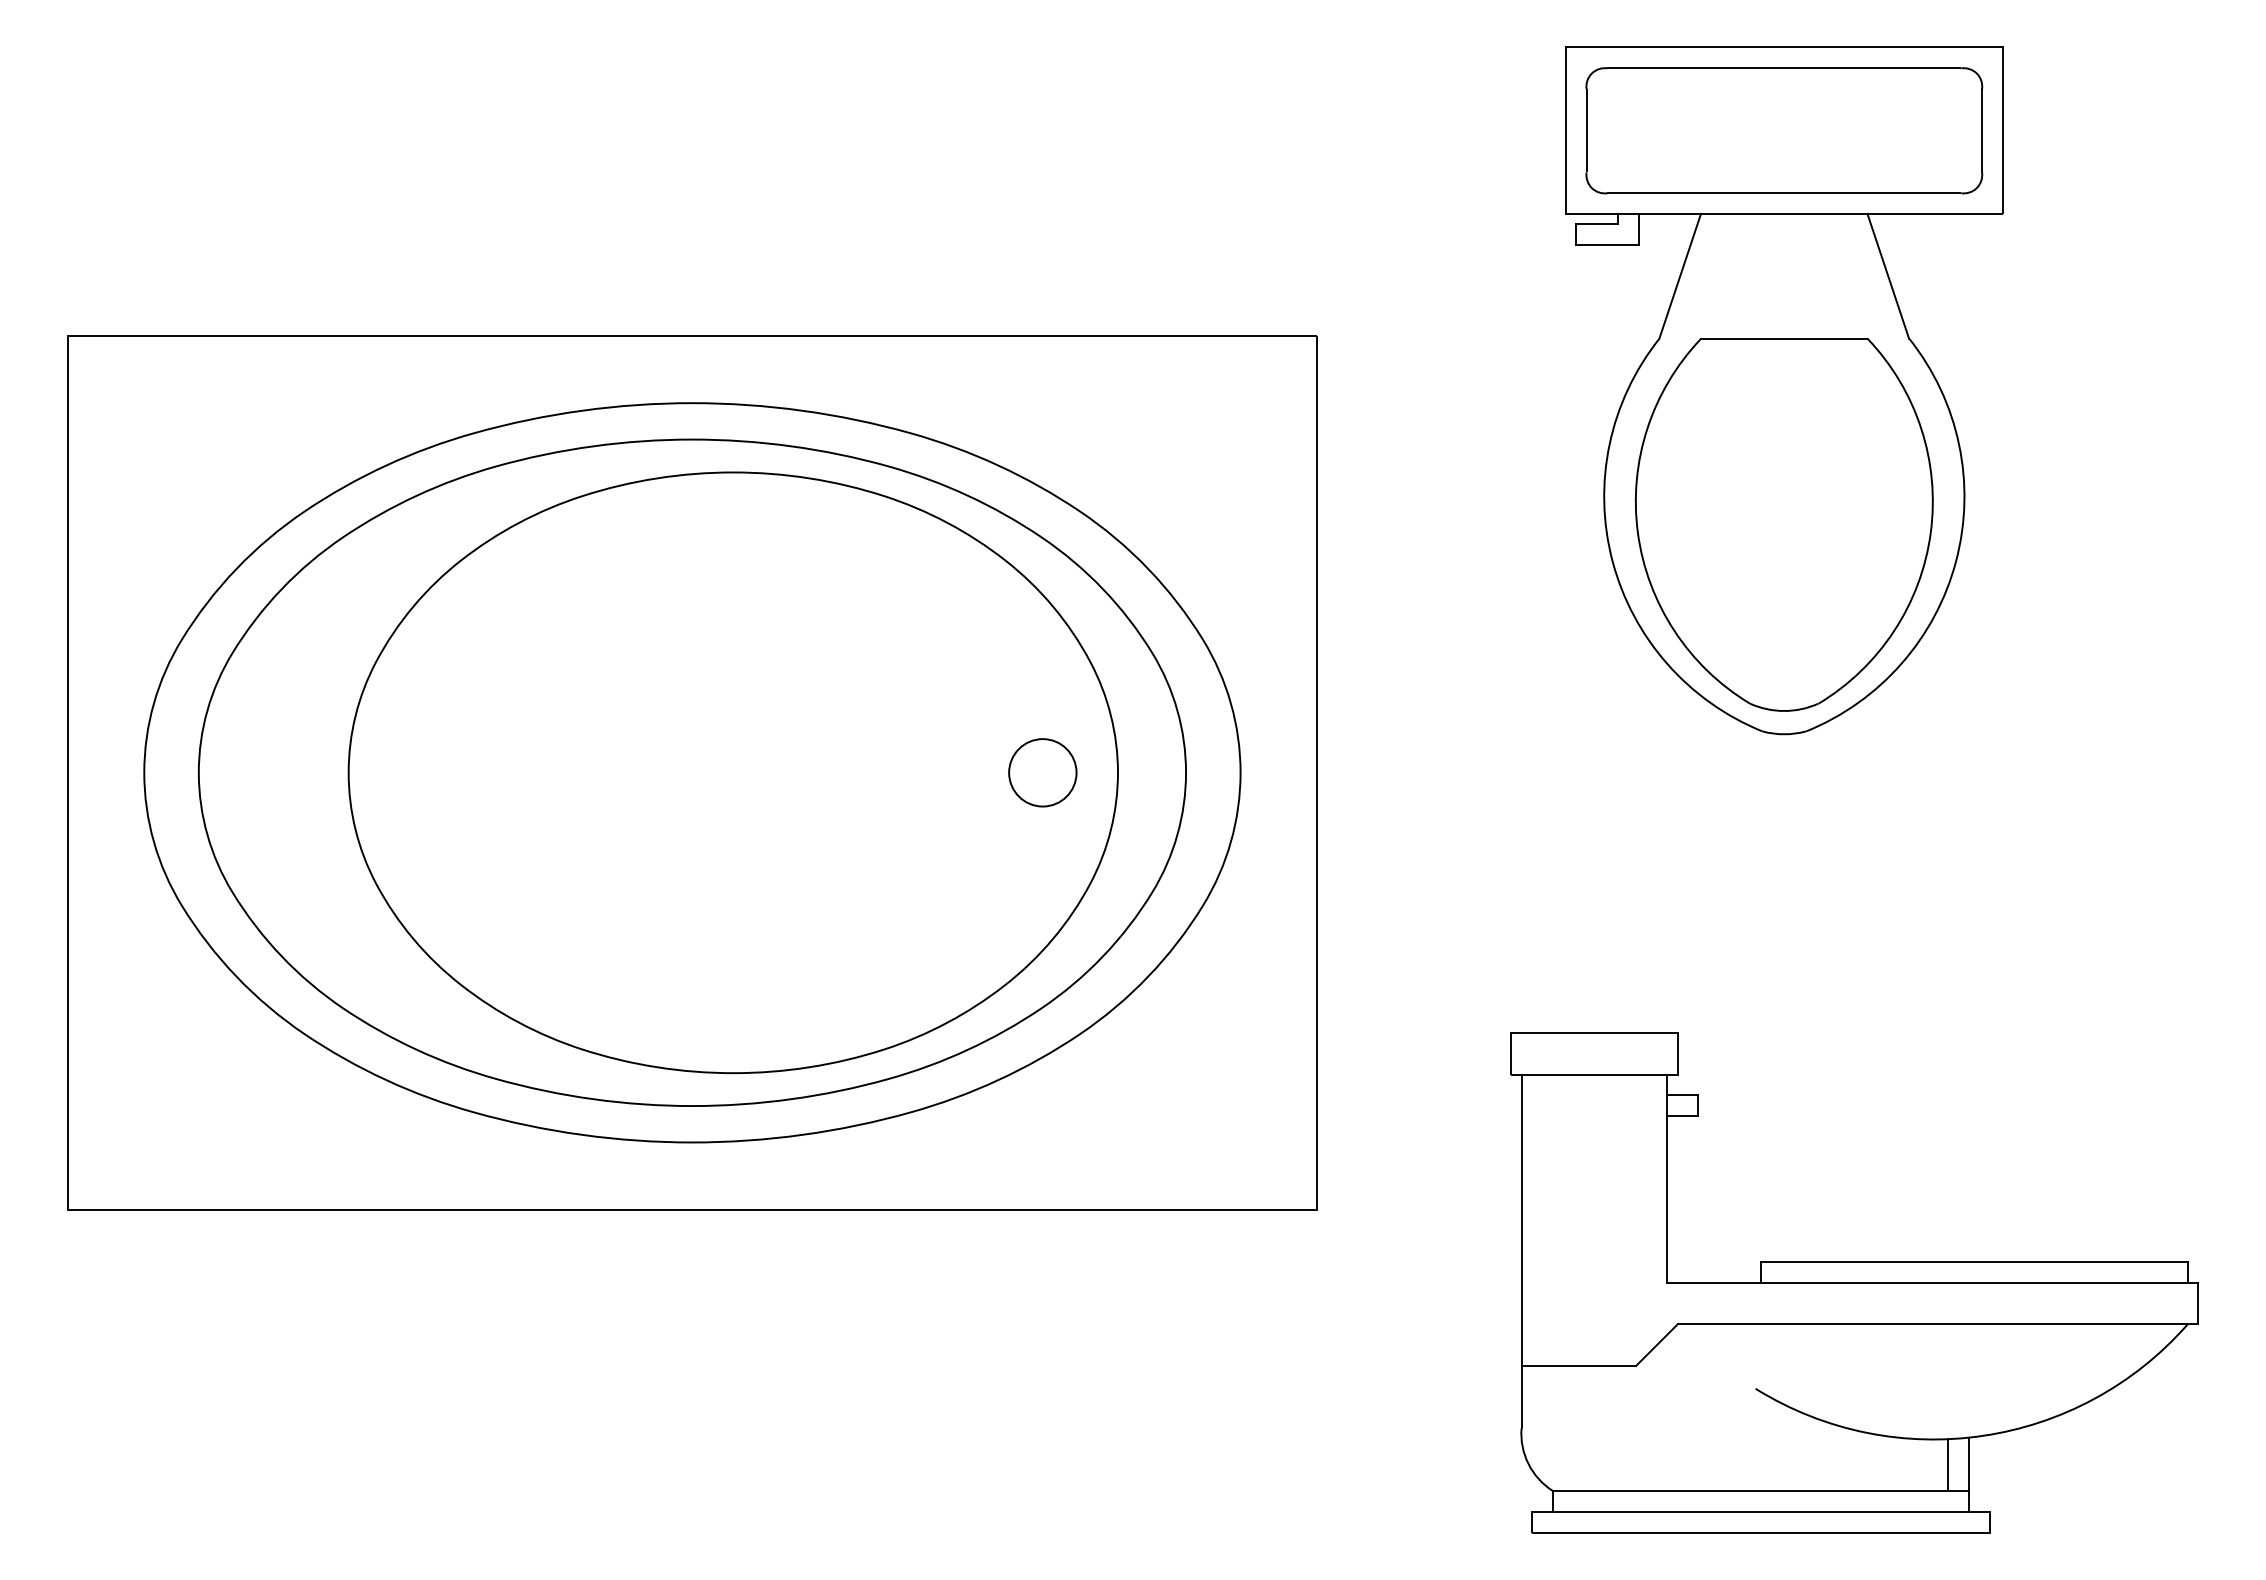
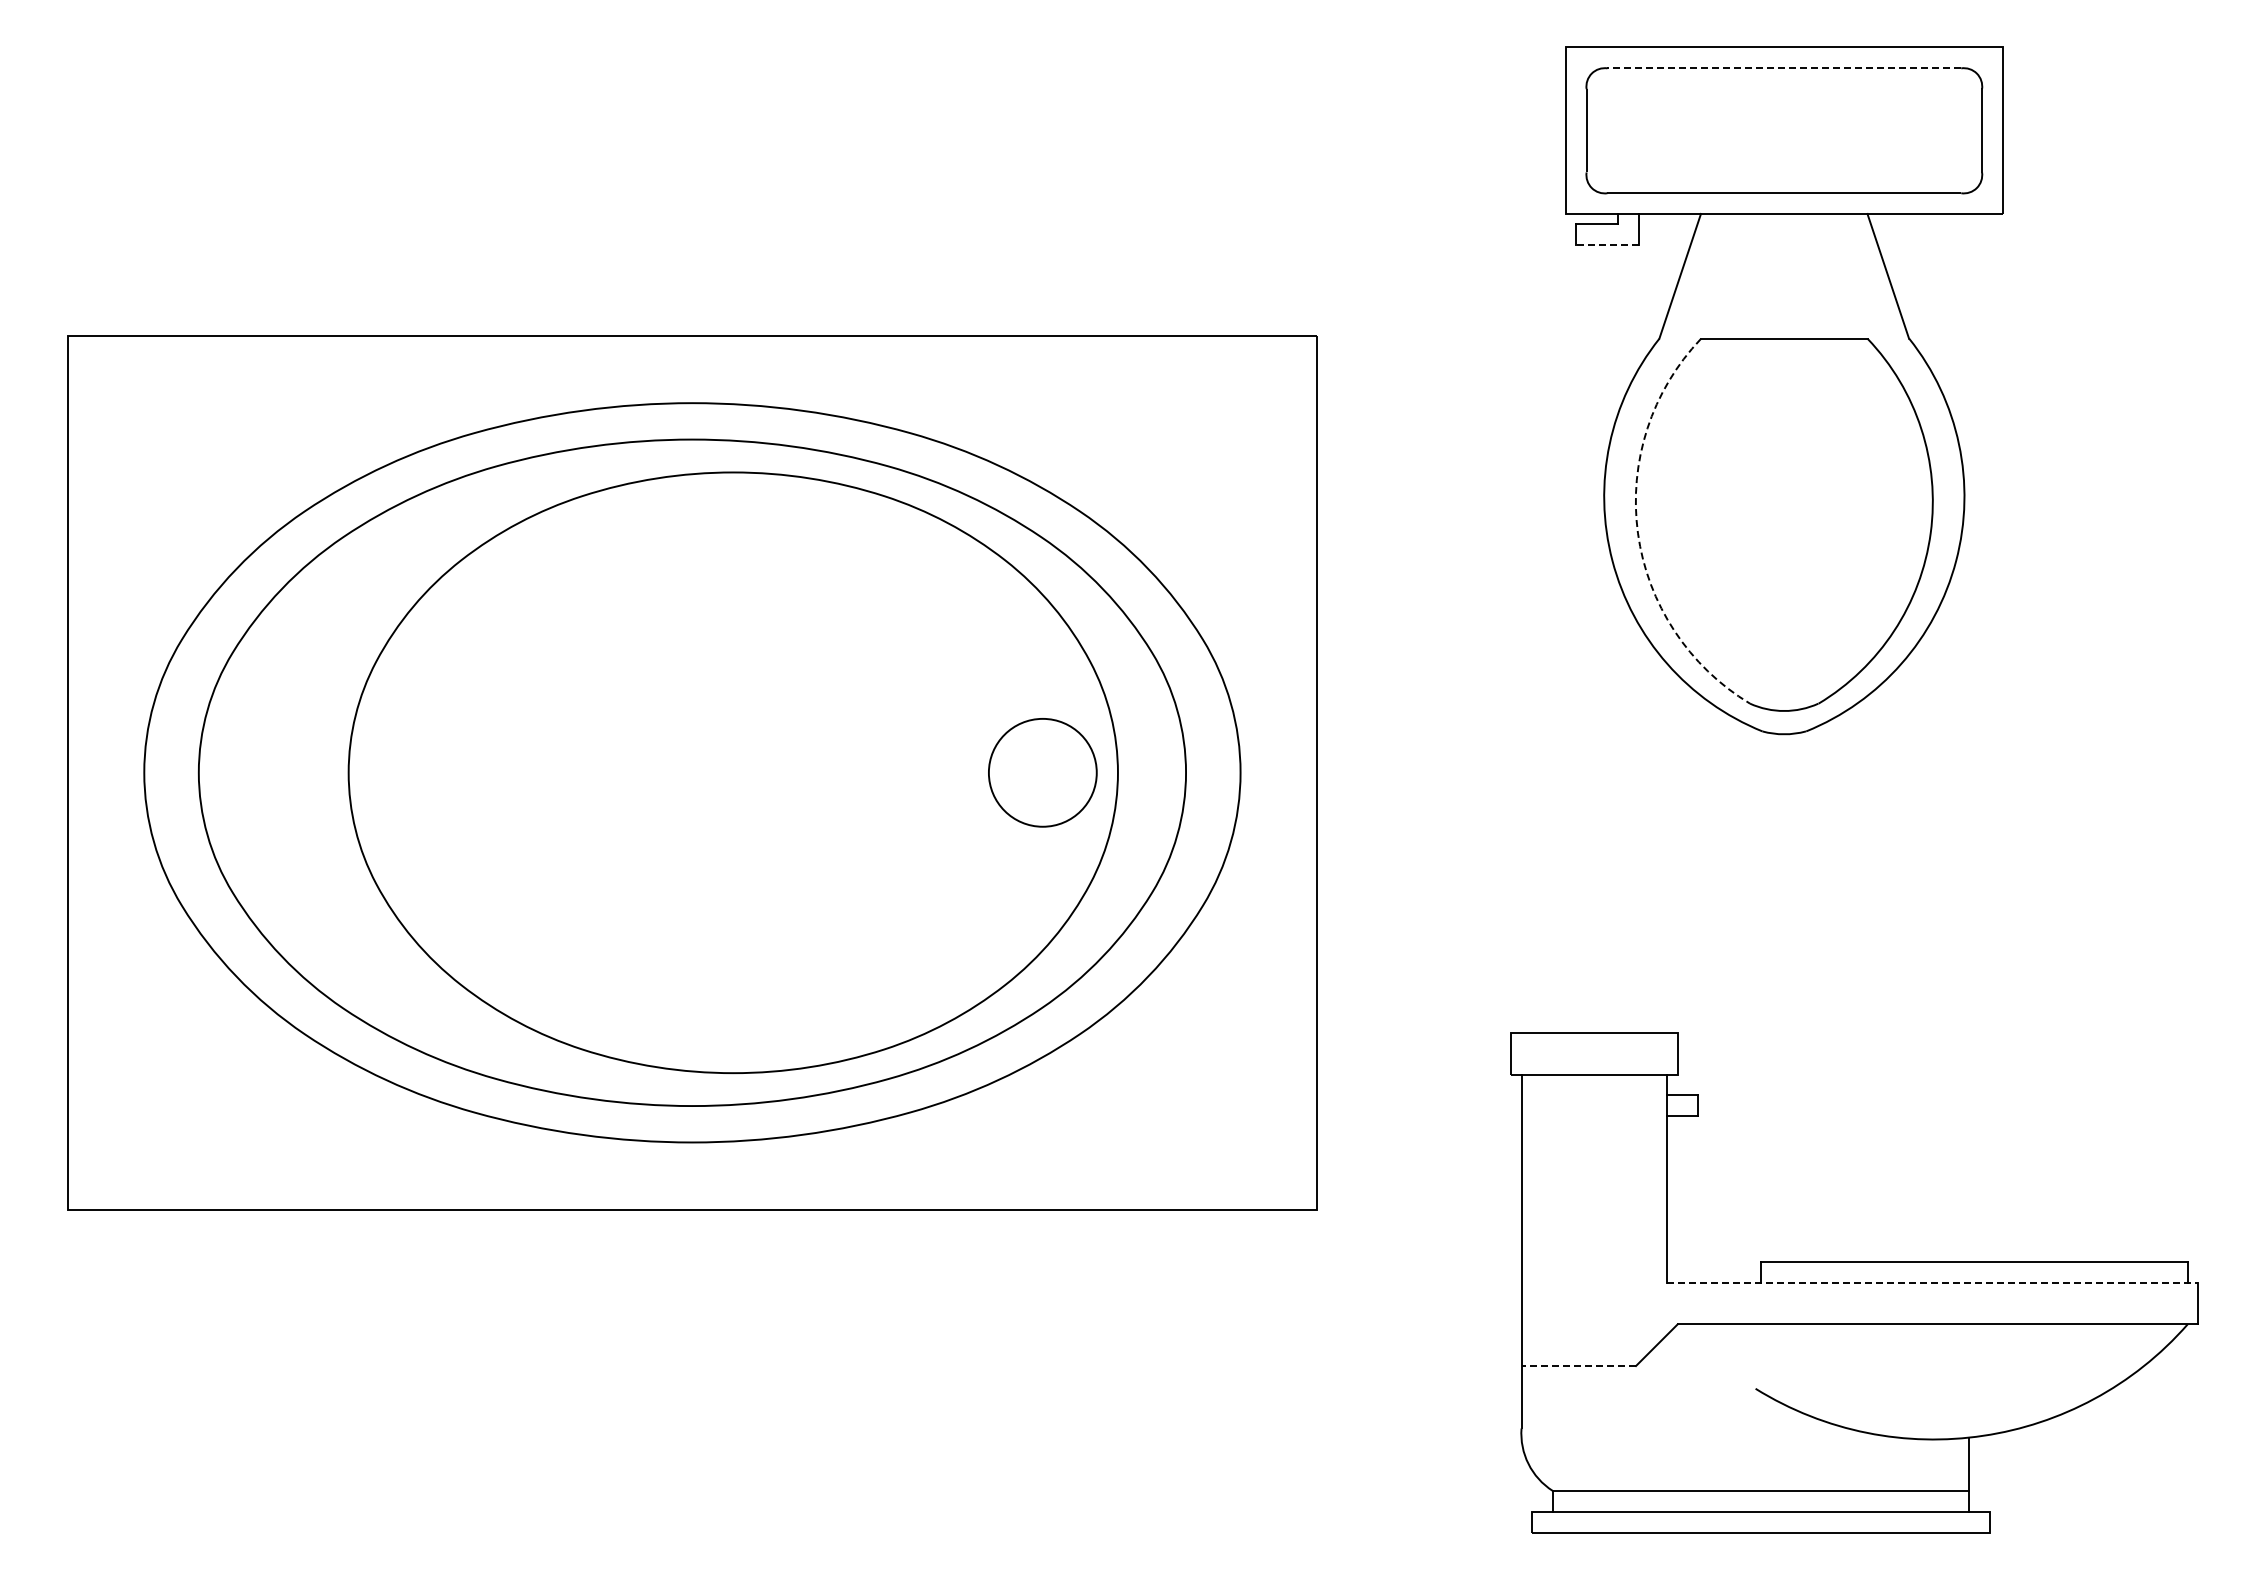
line: solid -> dashed (1784, 68)
line: solid -> dashed (1606, 245)
arc: solid -> dashed (1637, 533)
circle diameter: 67 px -> 108 px (1042, 772)
line: solid -> dashed (1933, 1282)
line: solid -> dashed (1578, 1366)
line: present -> none (1948, 1464)
